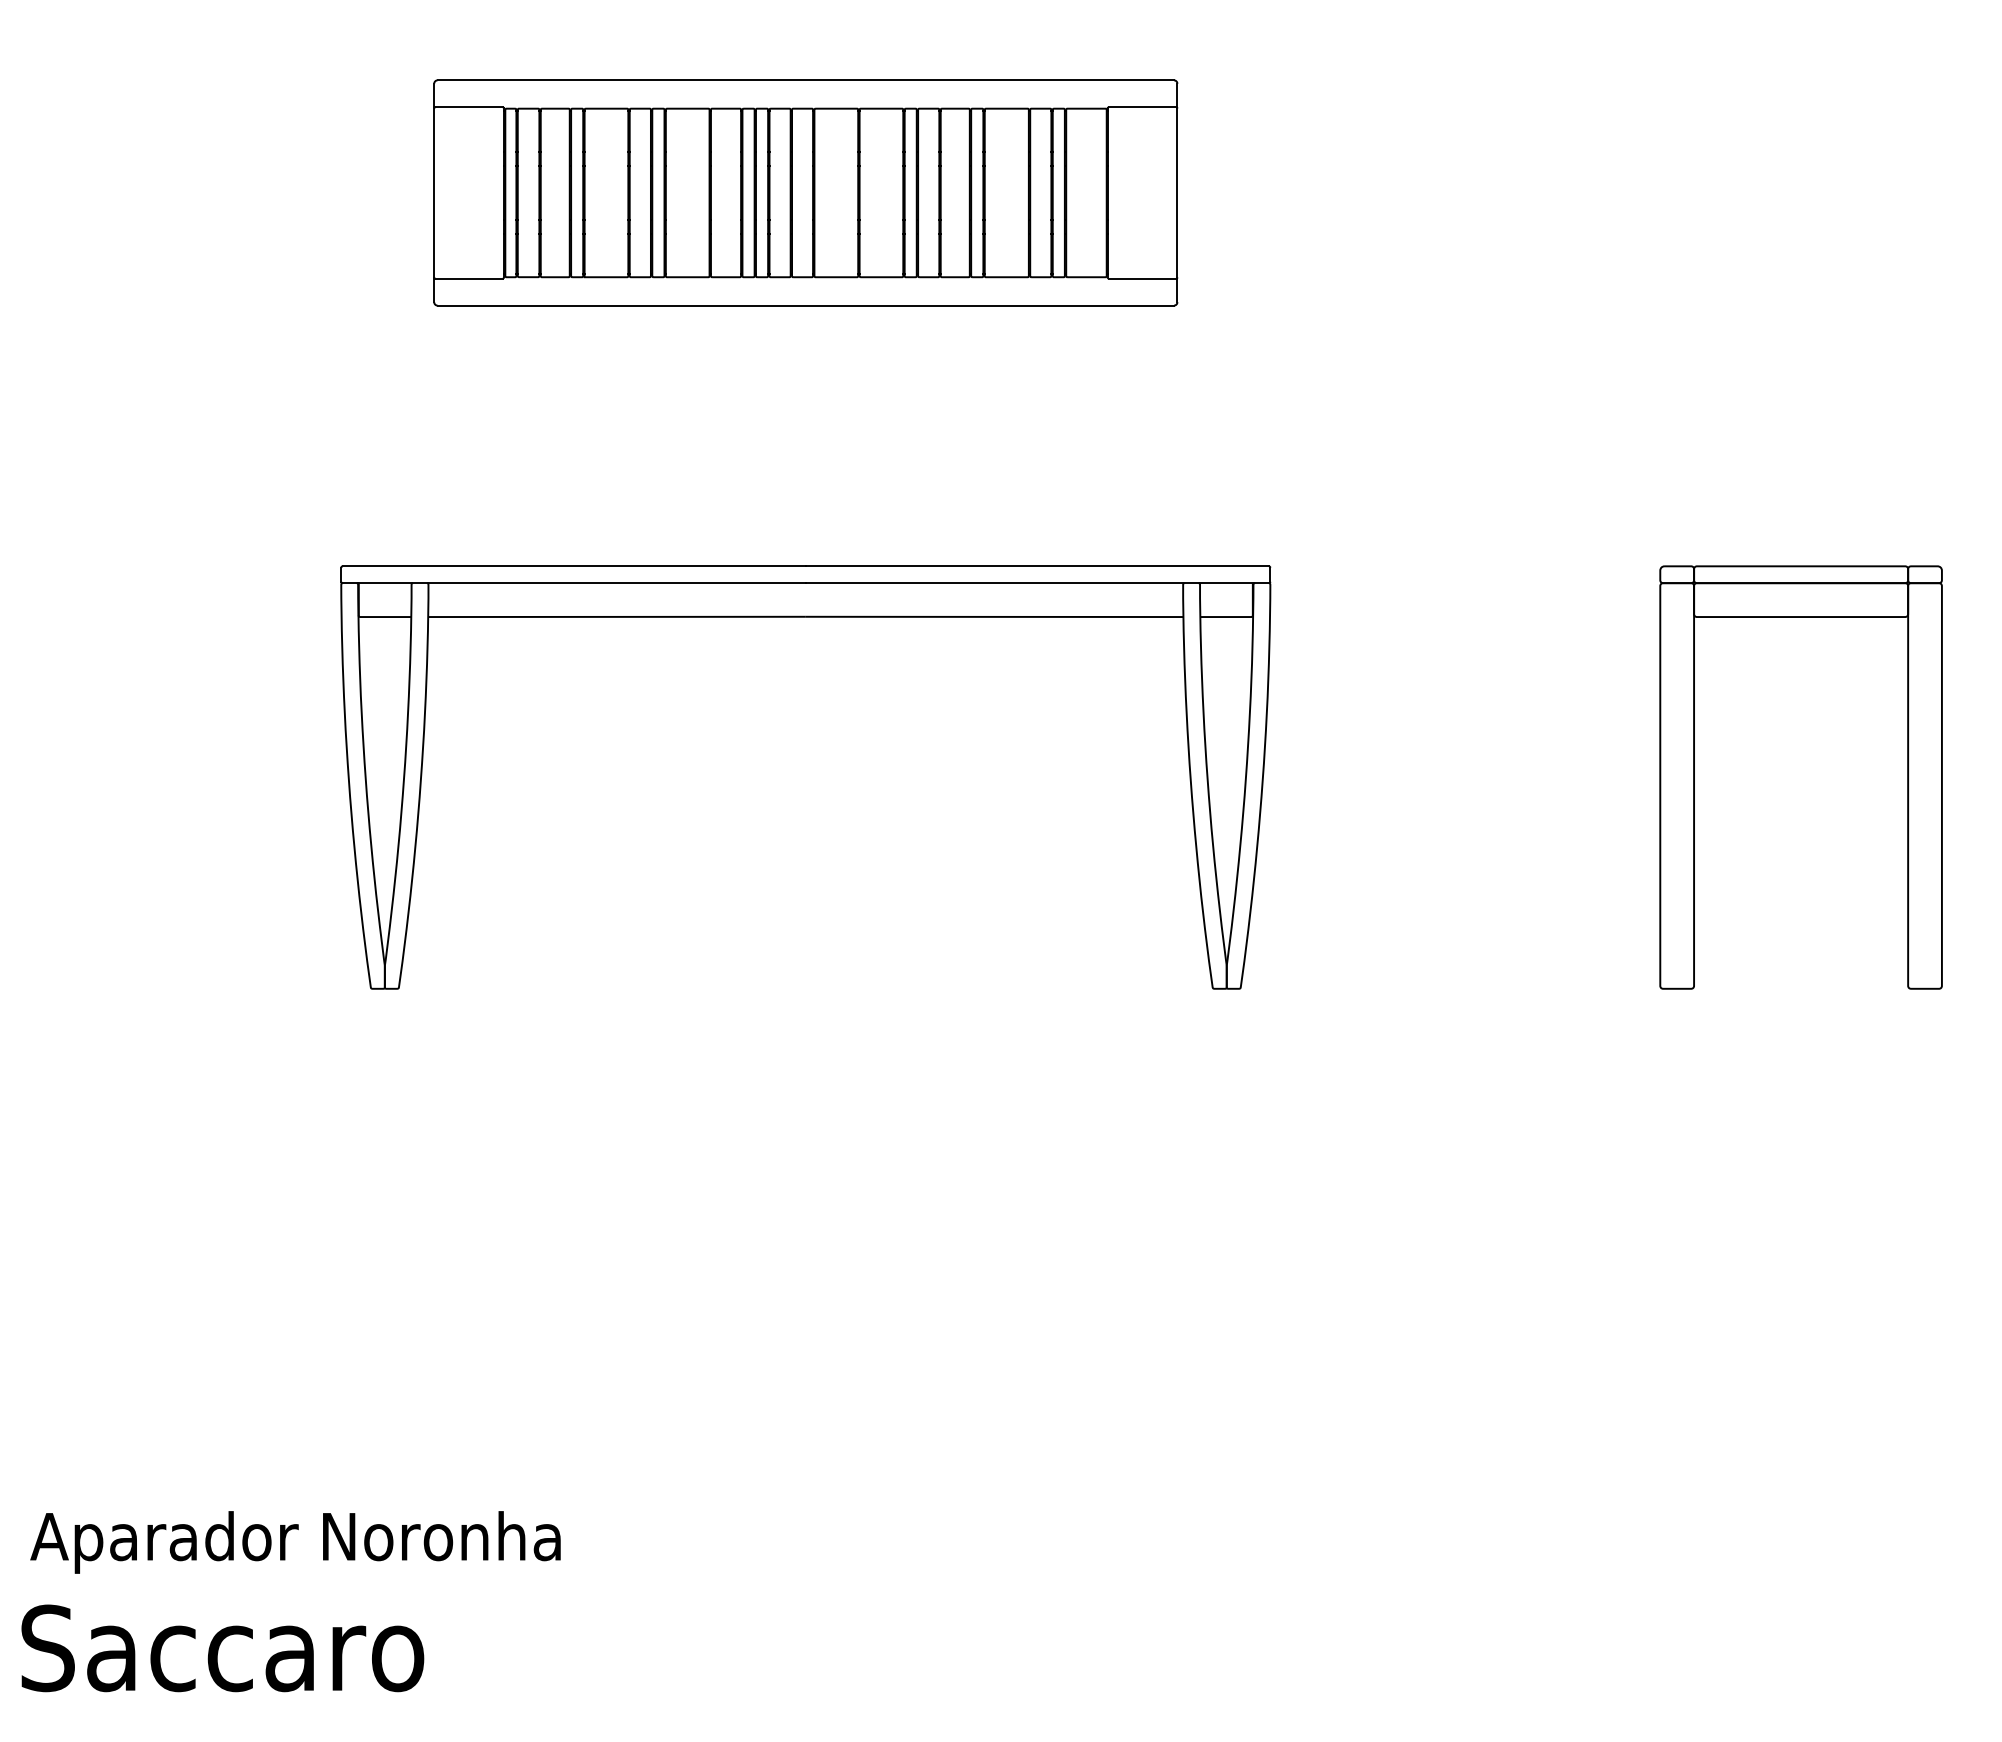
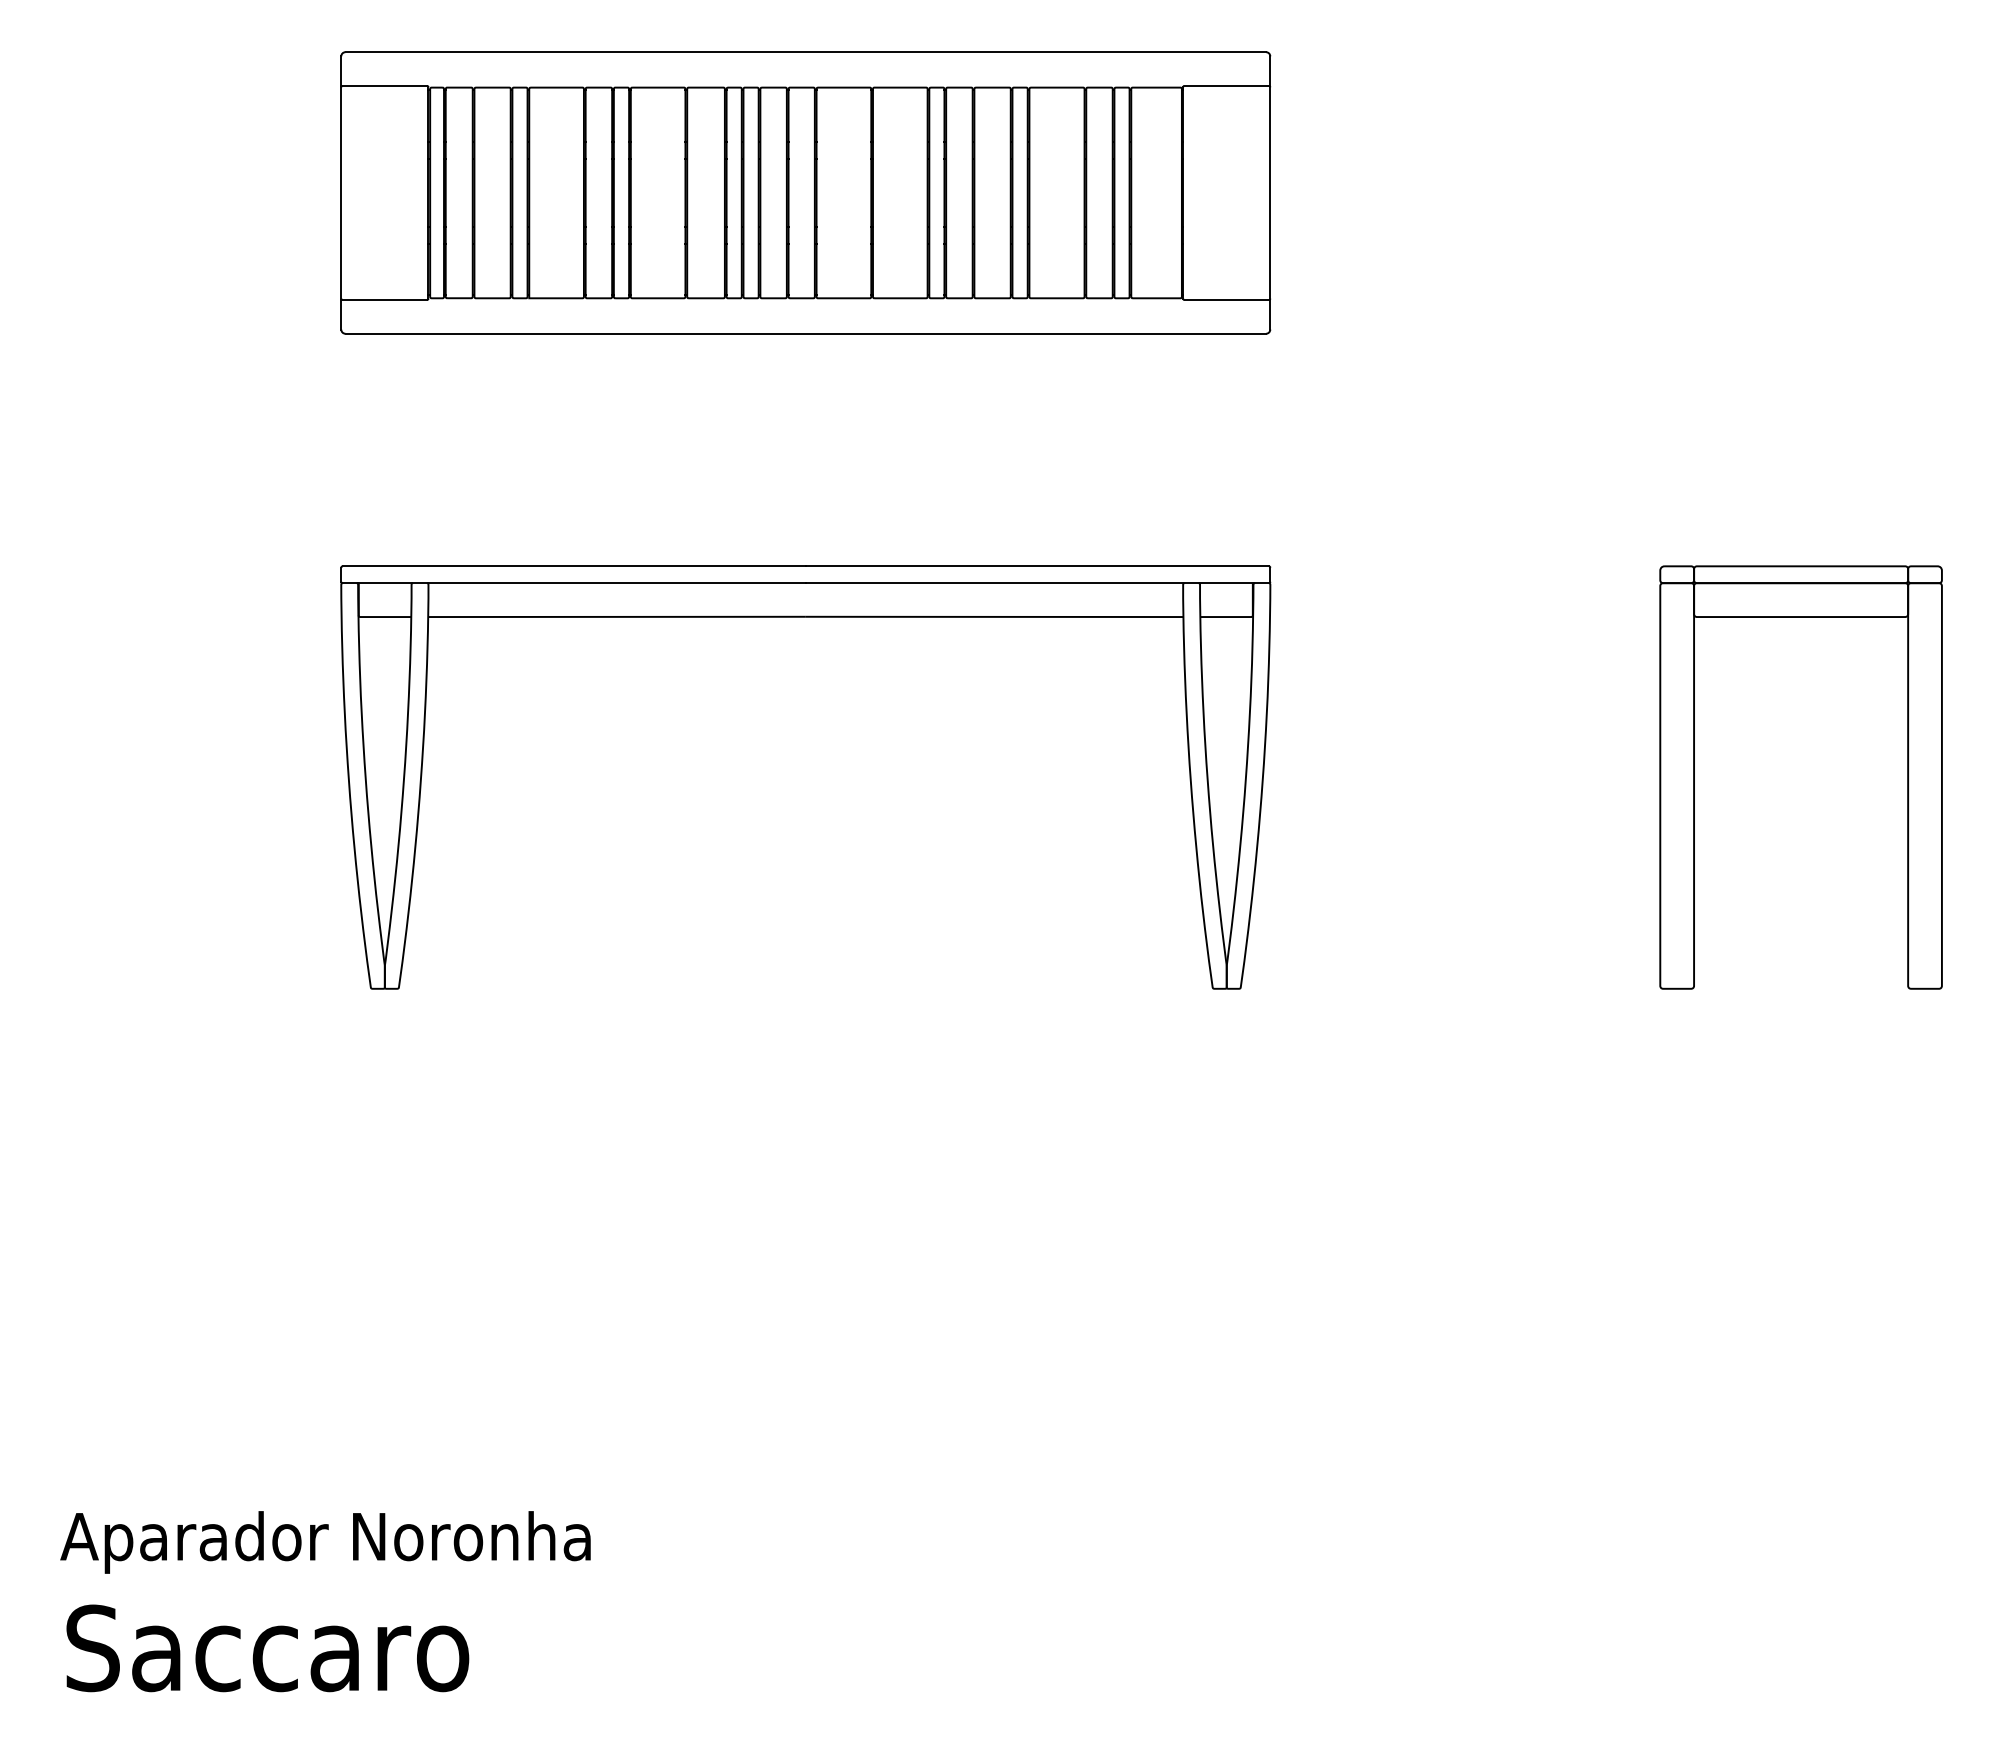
part size: 746x228 px -> 932x284 px (805, 192)
text position: (295, 1542) -> (325, 1542) (325, 1542)
text position: (222, 1648) -> (267, 1648) (267, 1648)
